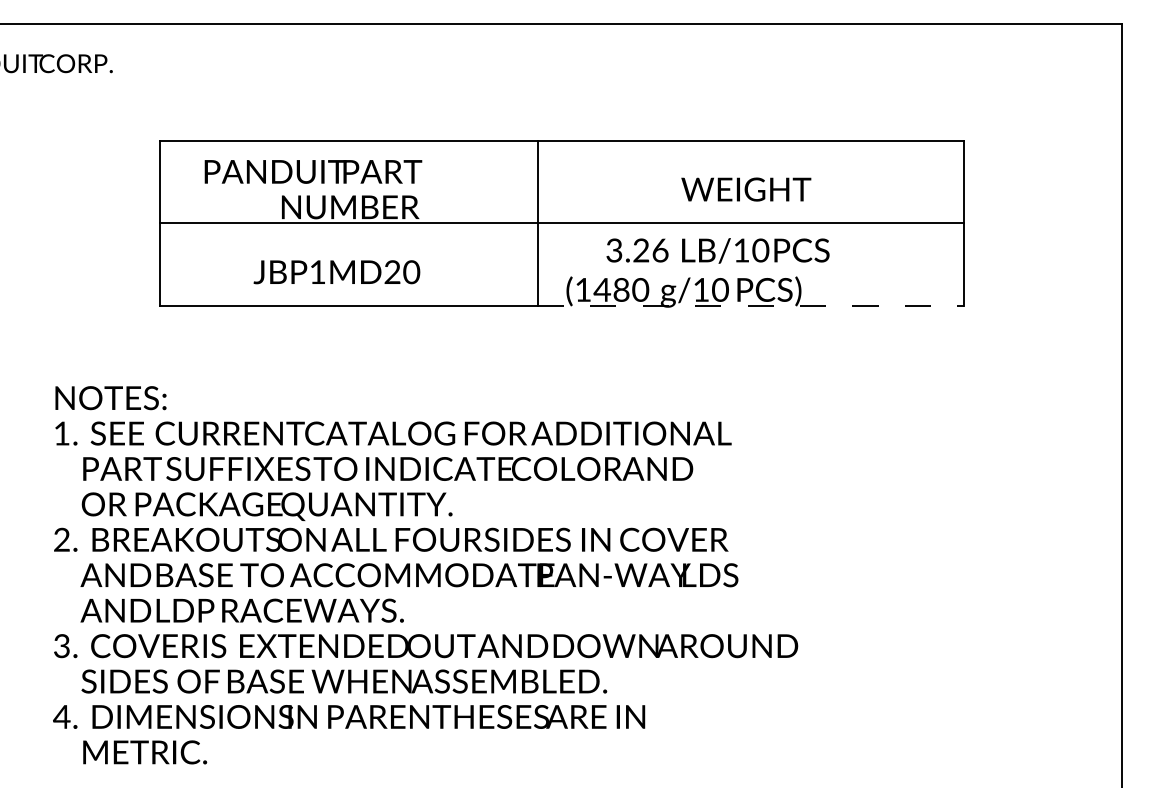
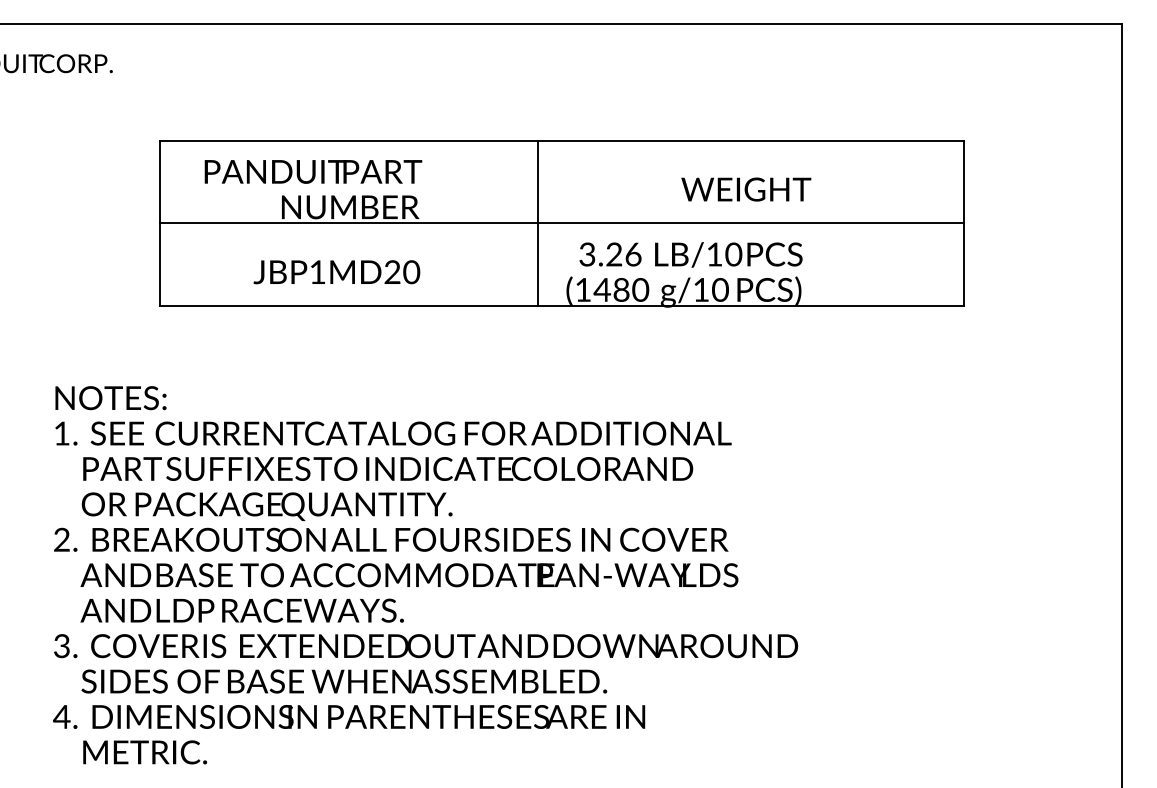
text position: (717, 250) -> (690, 254) (690, 254)
line: dashed -> solid (751, 305)
